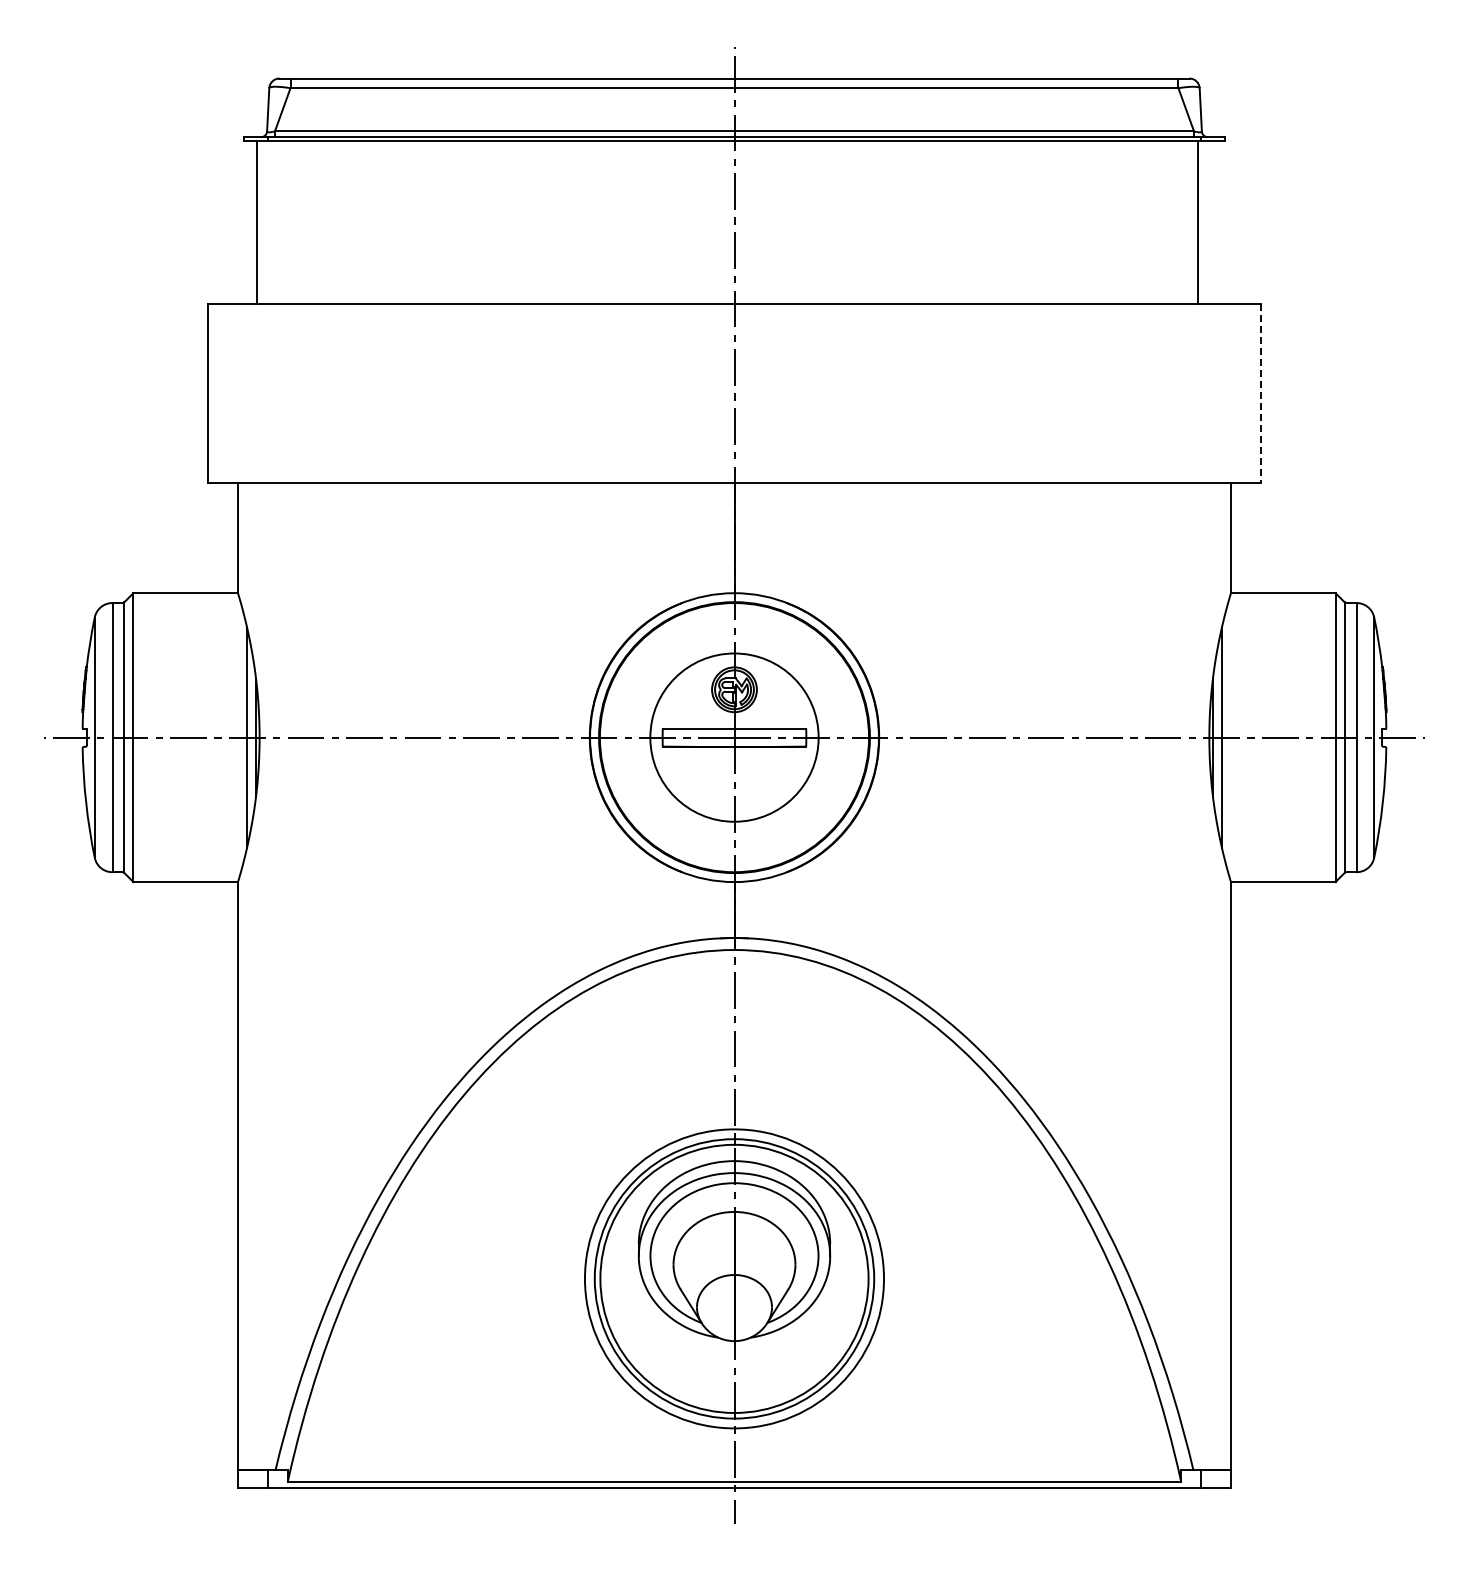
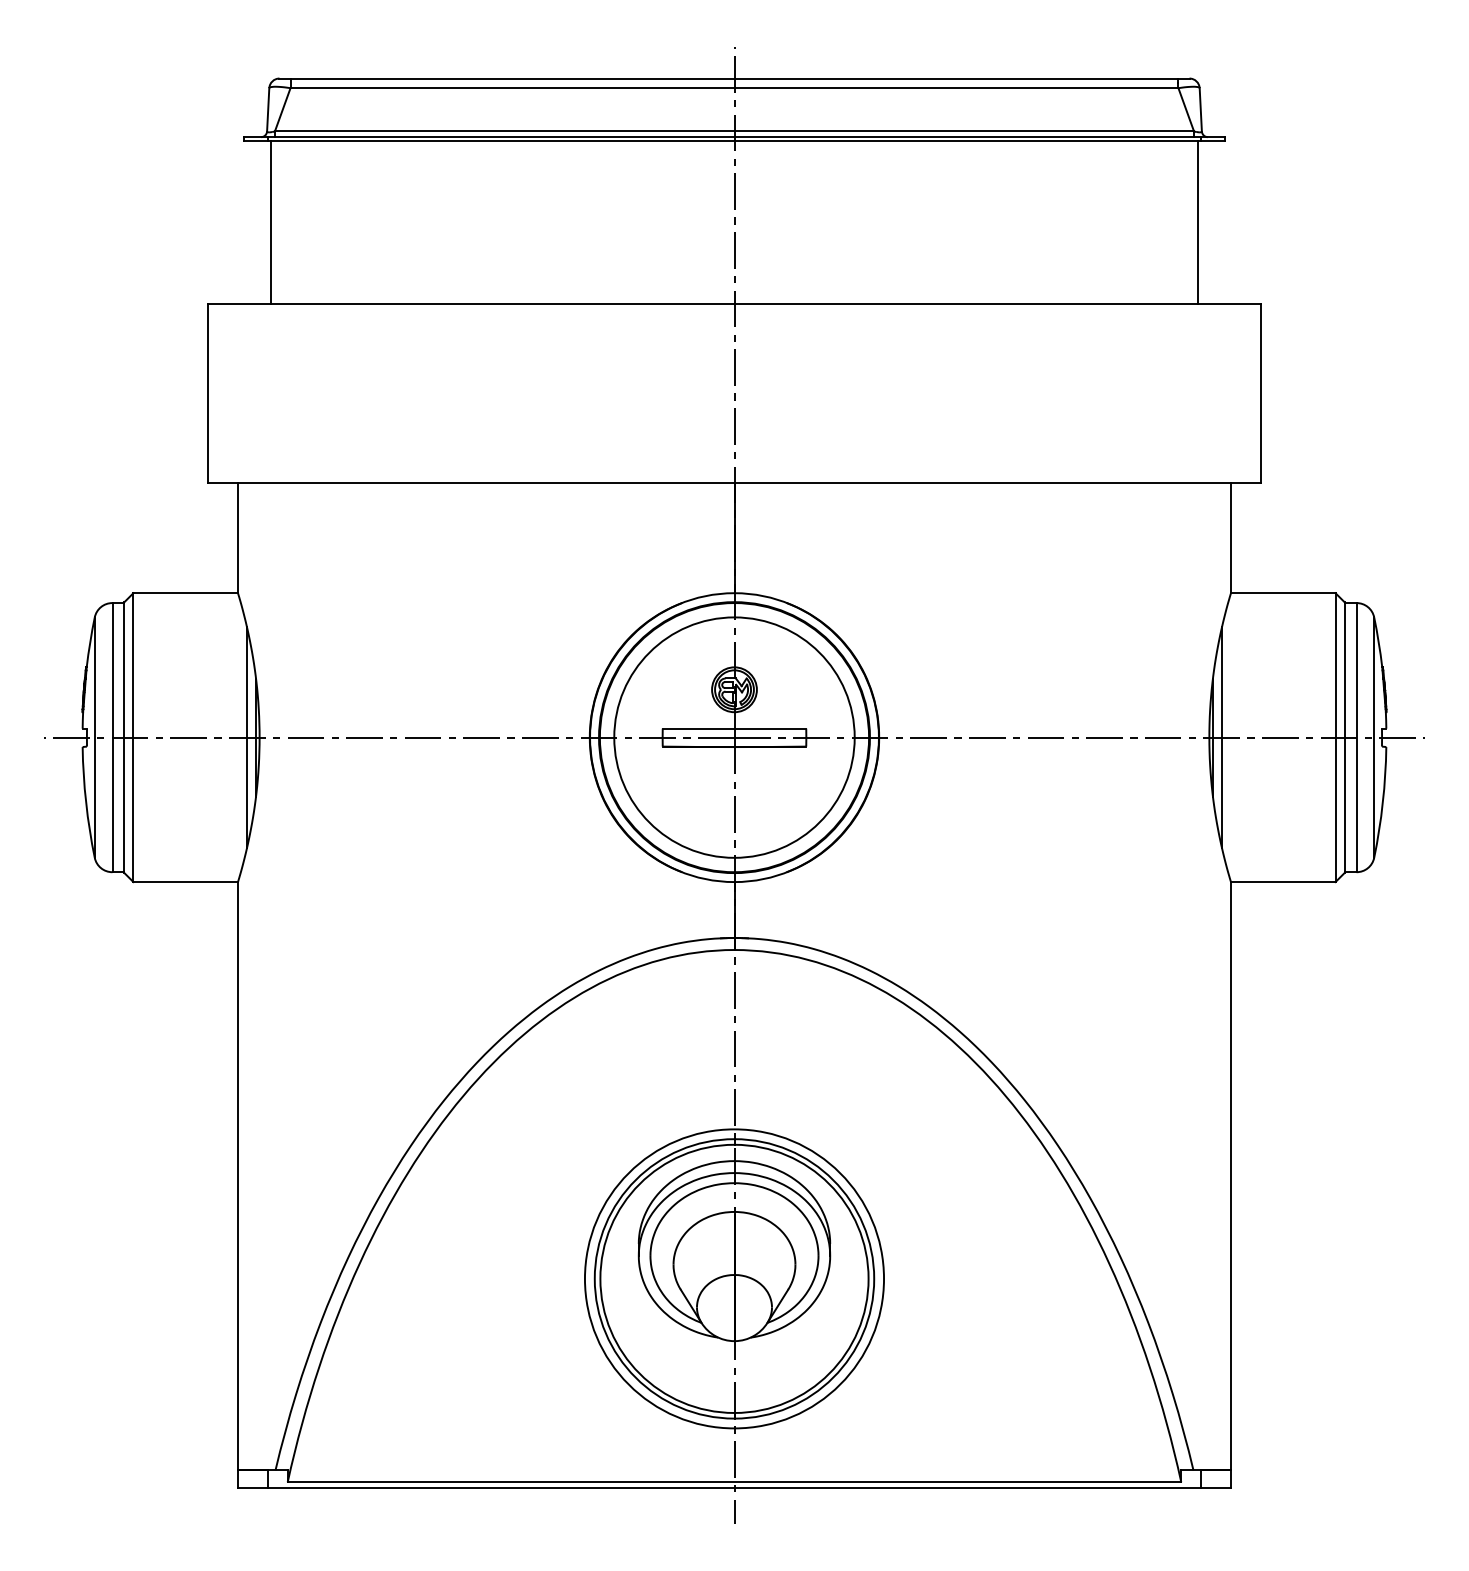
line position: (256, 222) -> (270, 222) (270, 222)
line: dashed -> solid (1260, 393)
circle diameter: 168 px -> 240 px (734, 737)
